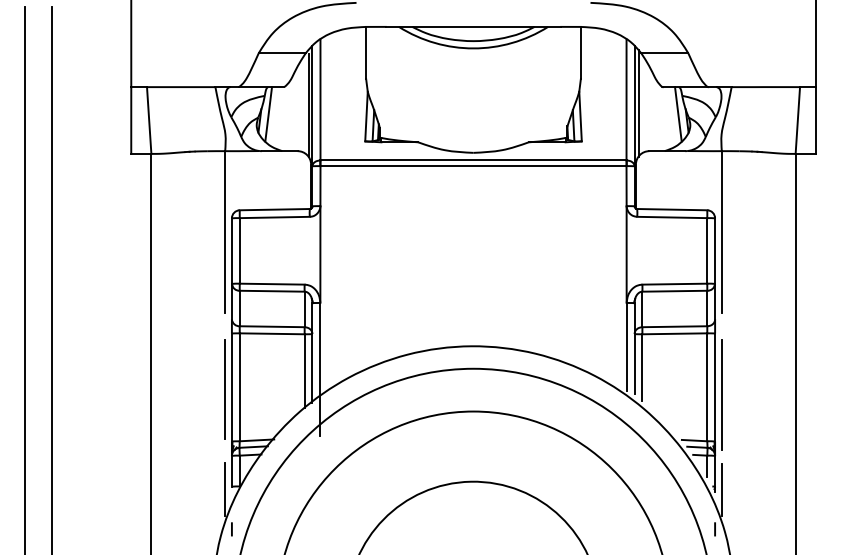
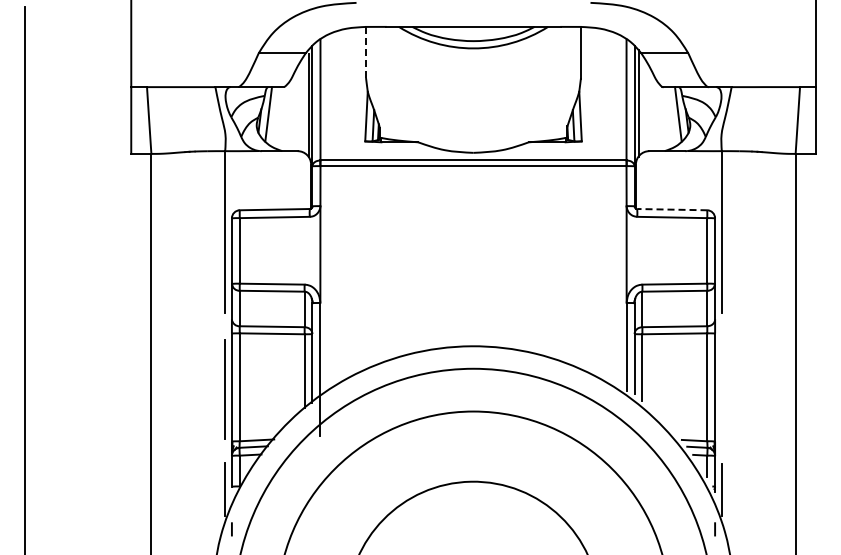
line: solid -> dashed (366, 52)
line: solid -> dashed (671, 209)
line: present -> none (52, 278)
line: present -> none (721, 394)
